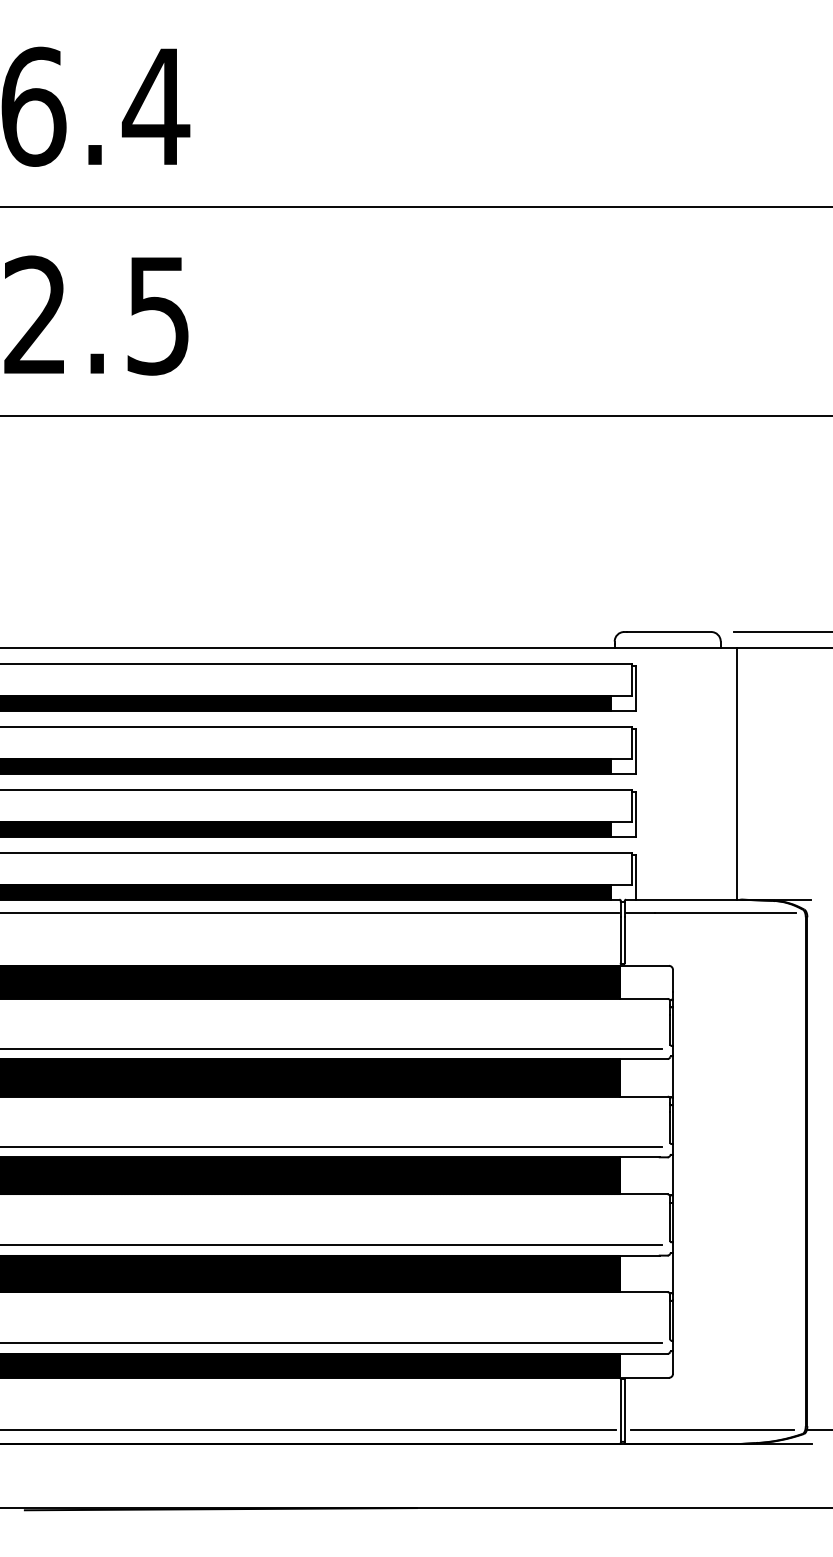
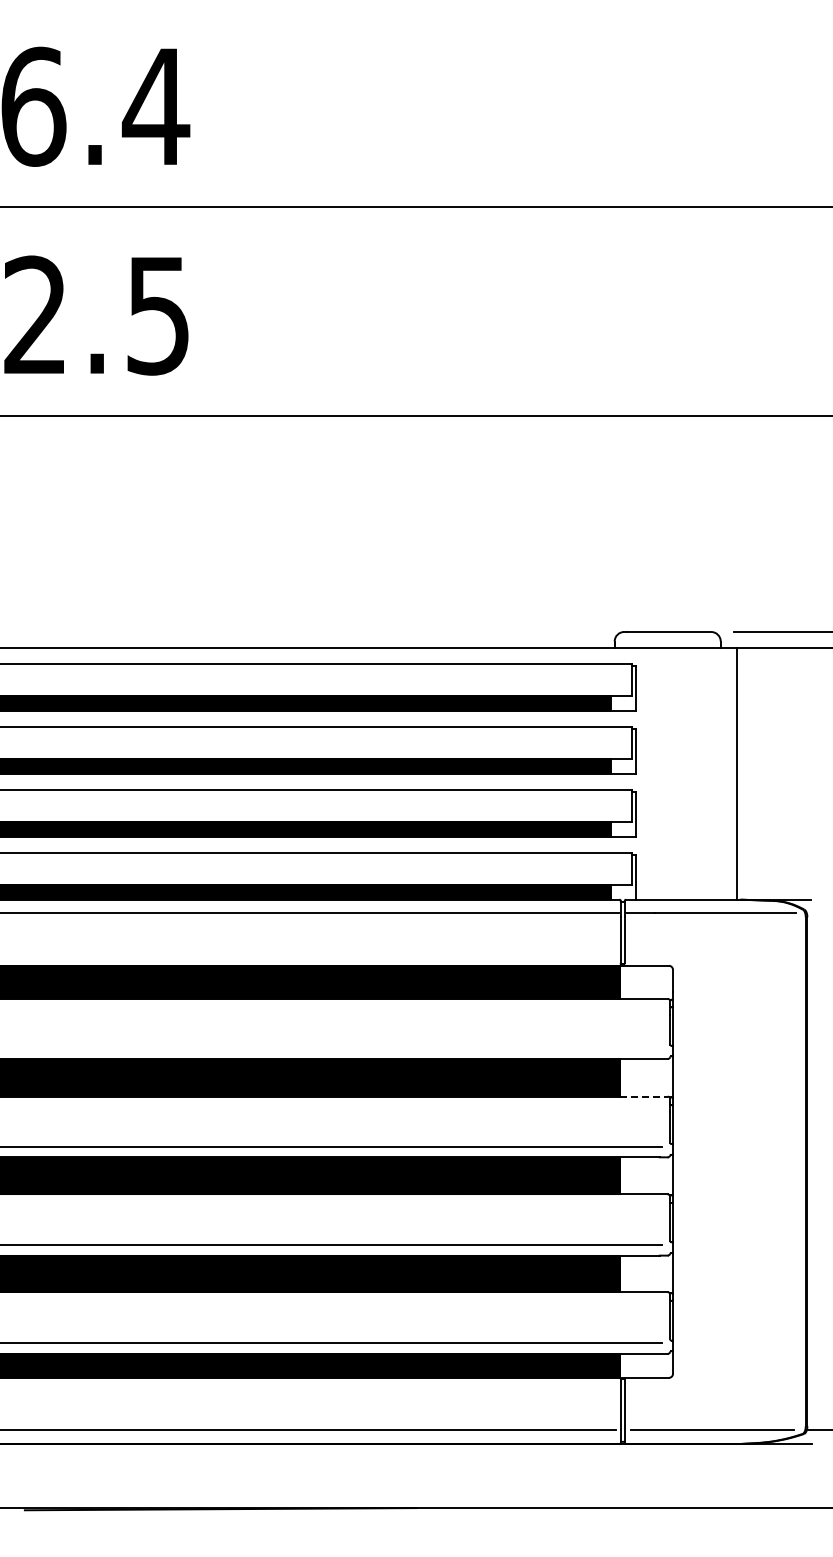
line: present -> none (332, 1048)
line: solid -> dashed (643, 1096)
